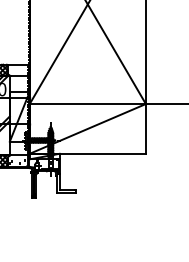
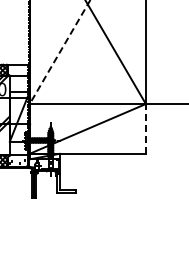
line: solid -> dashed (59, 52)
line: solid -> dashed (145, 128)
